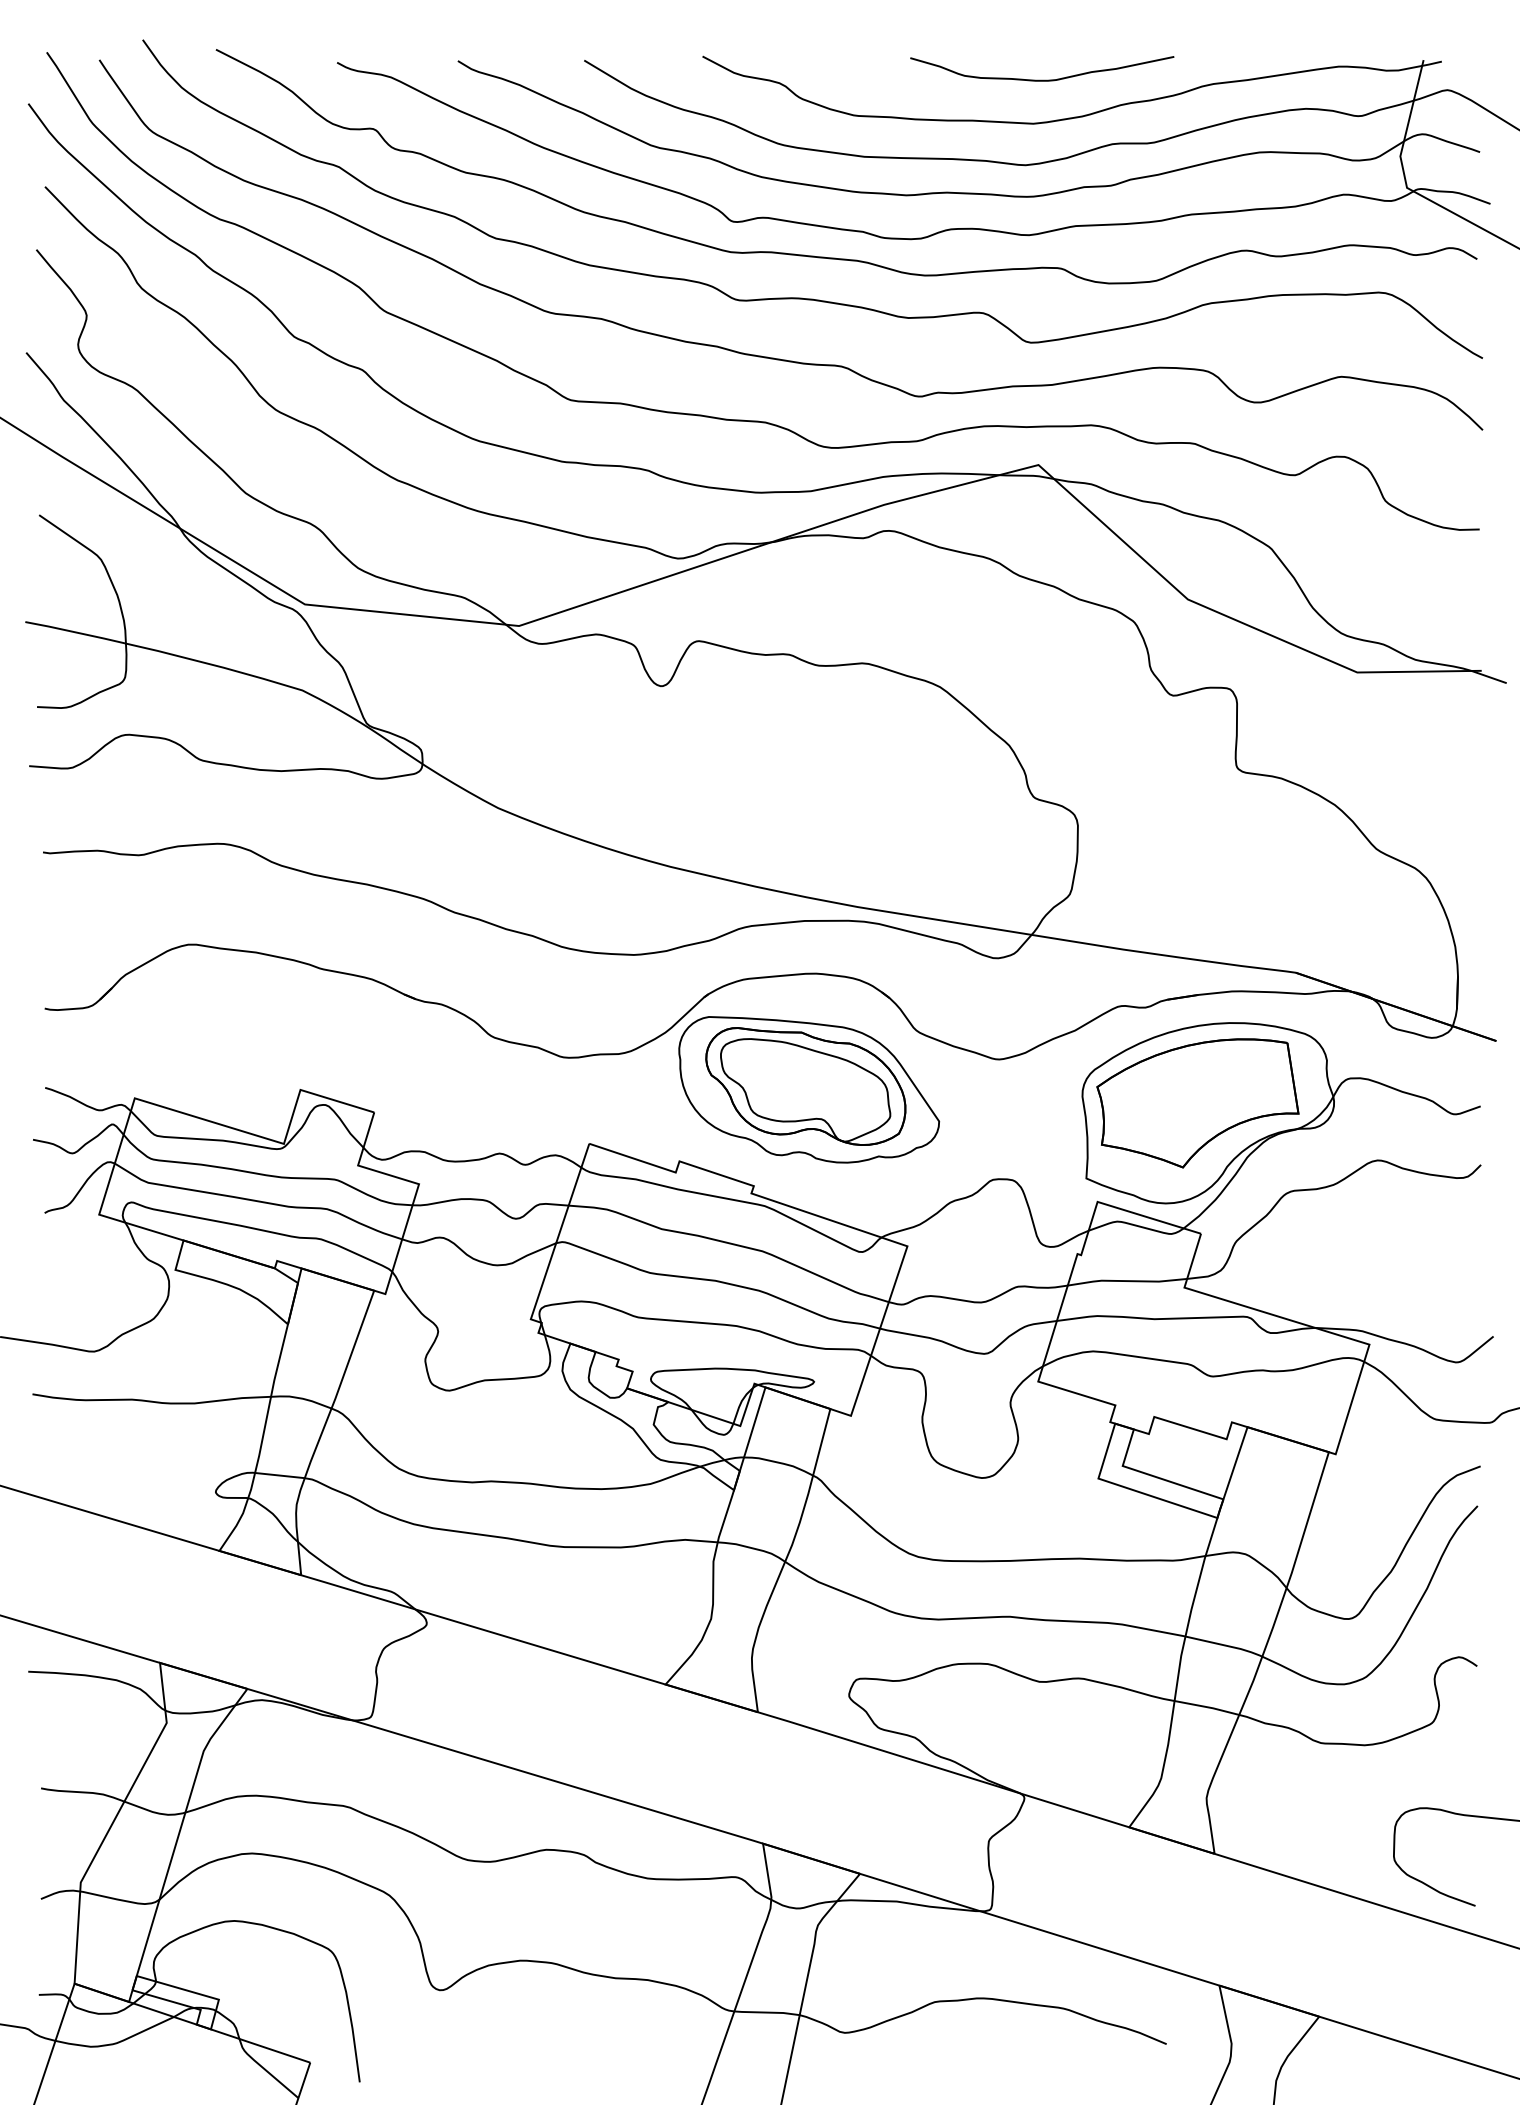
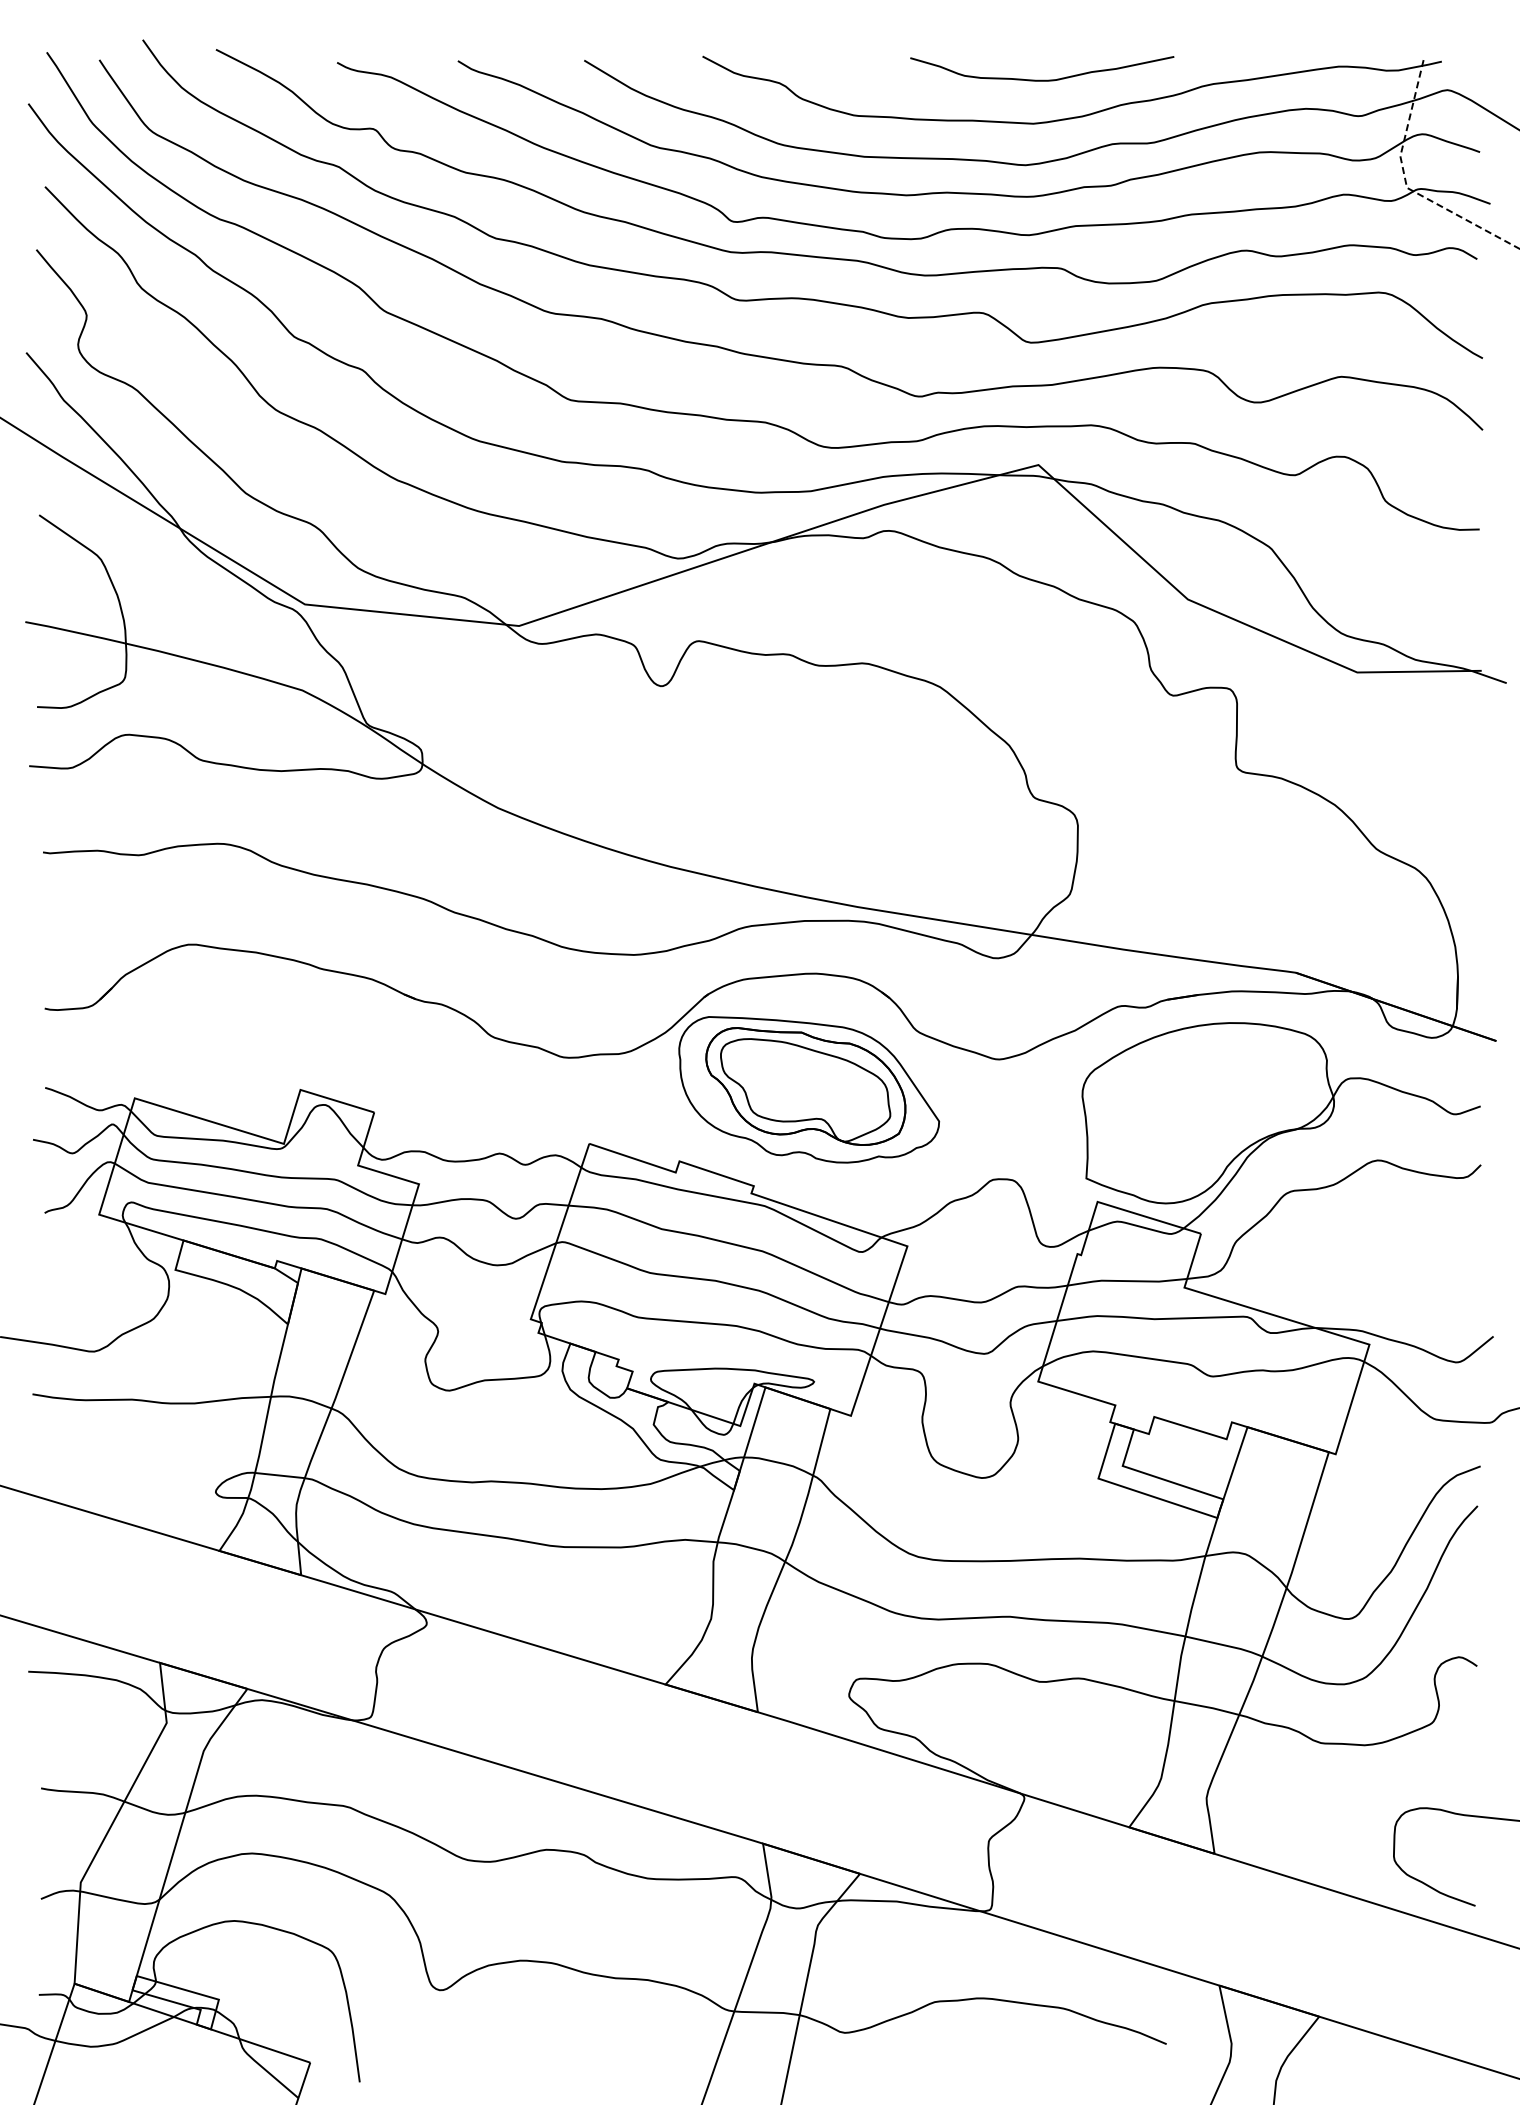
line: solid -> dashed (1406, 185)
part: present -> none (1197, 1103)
